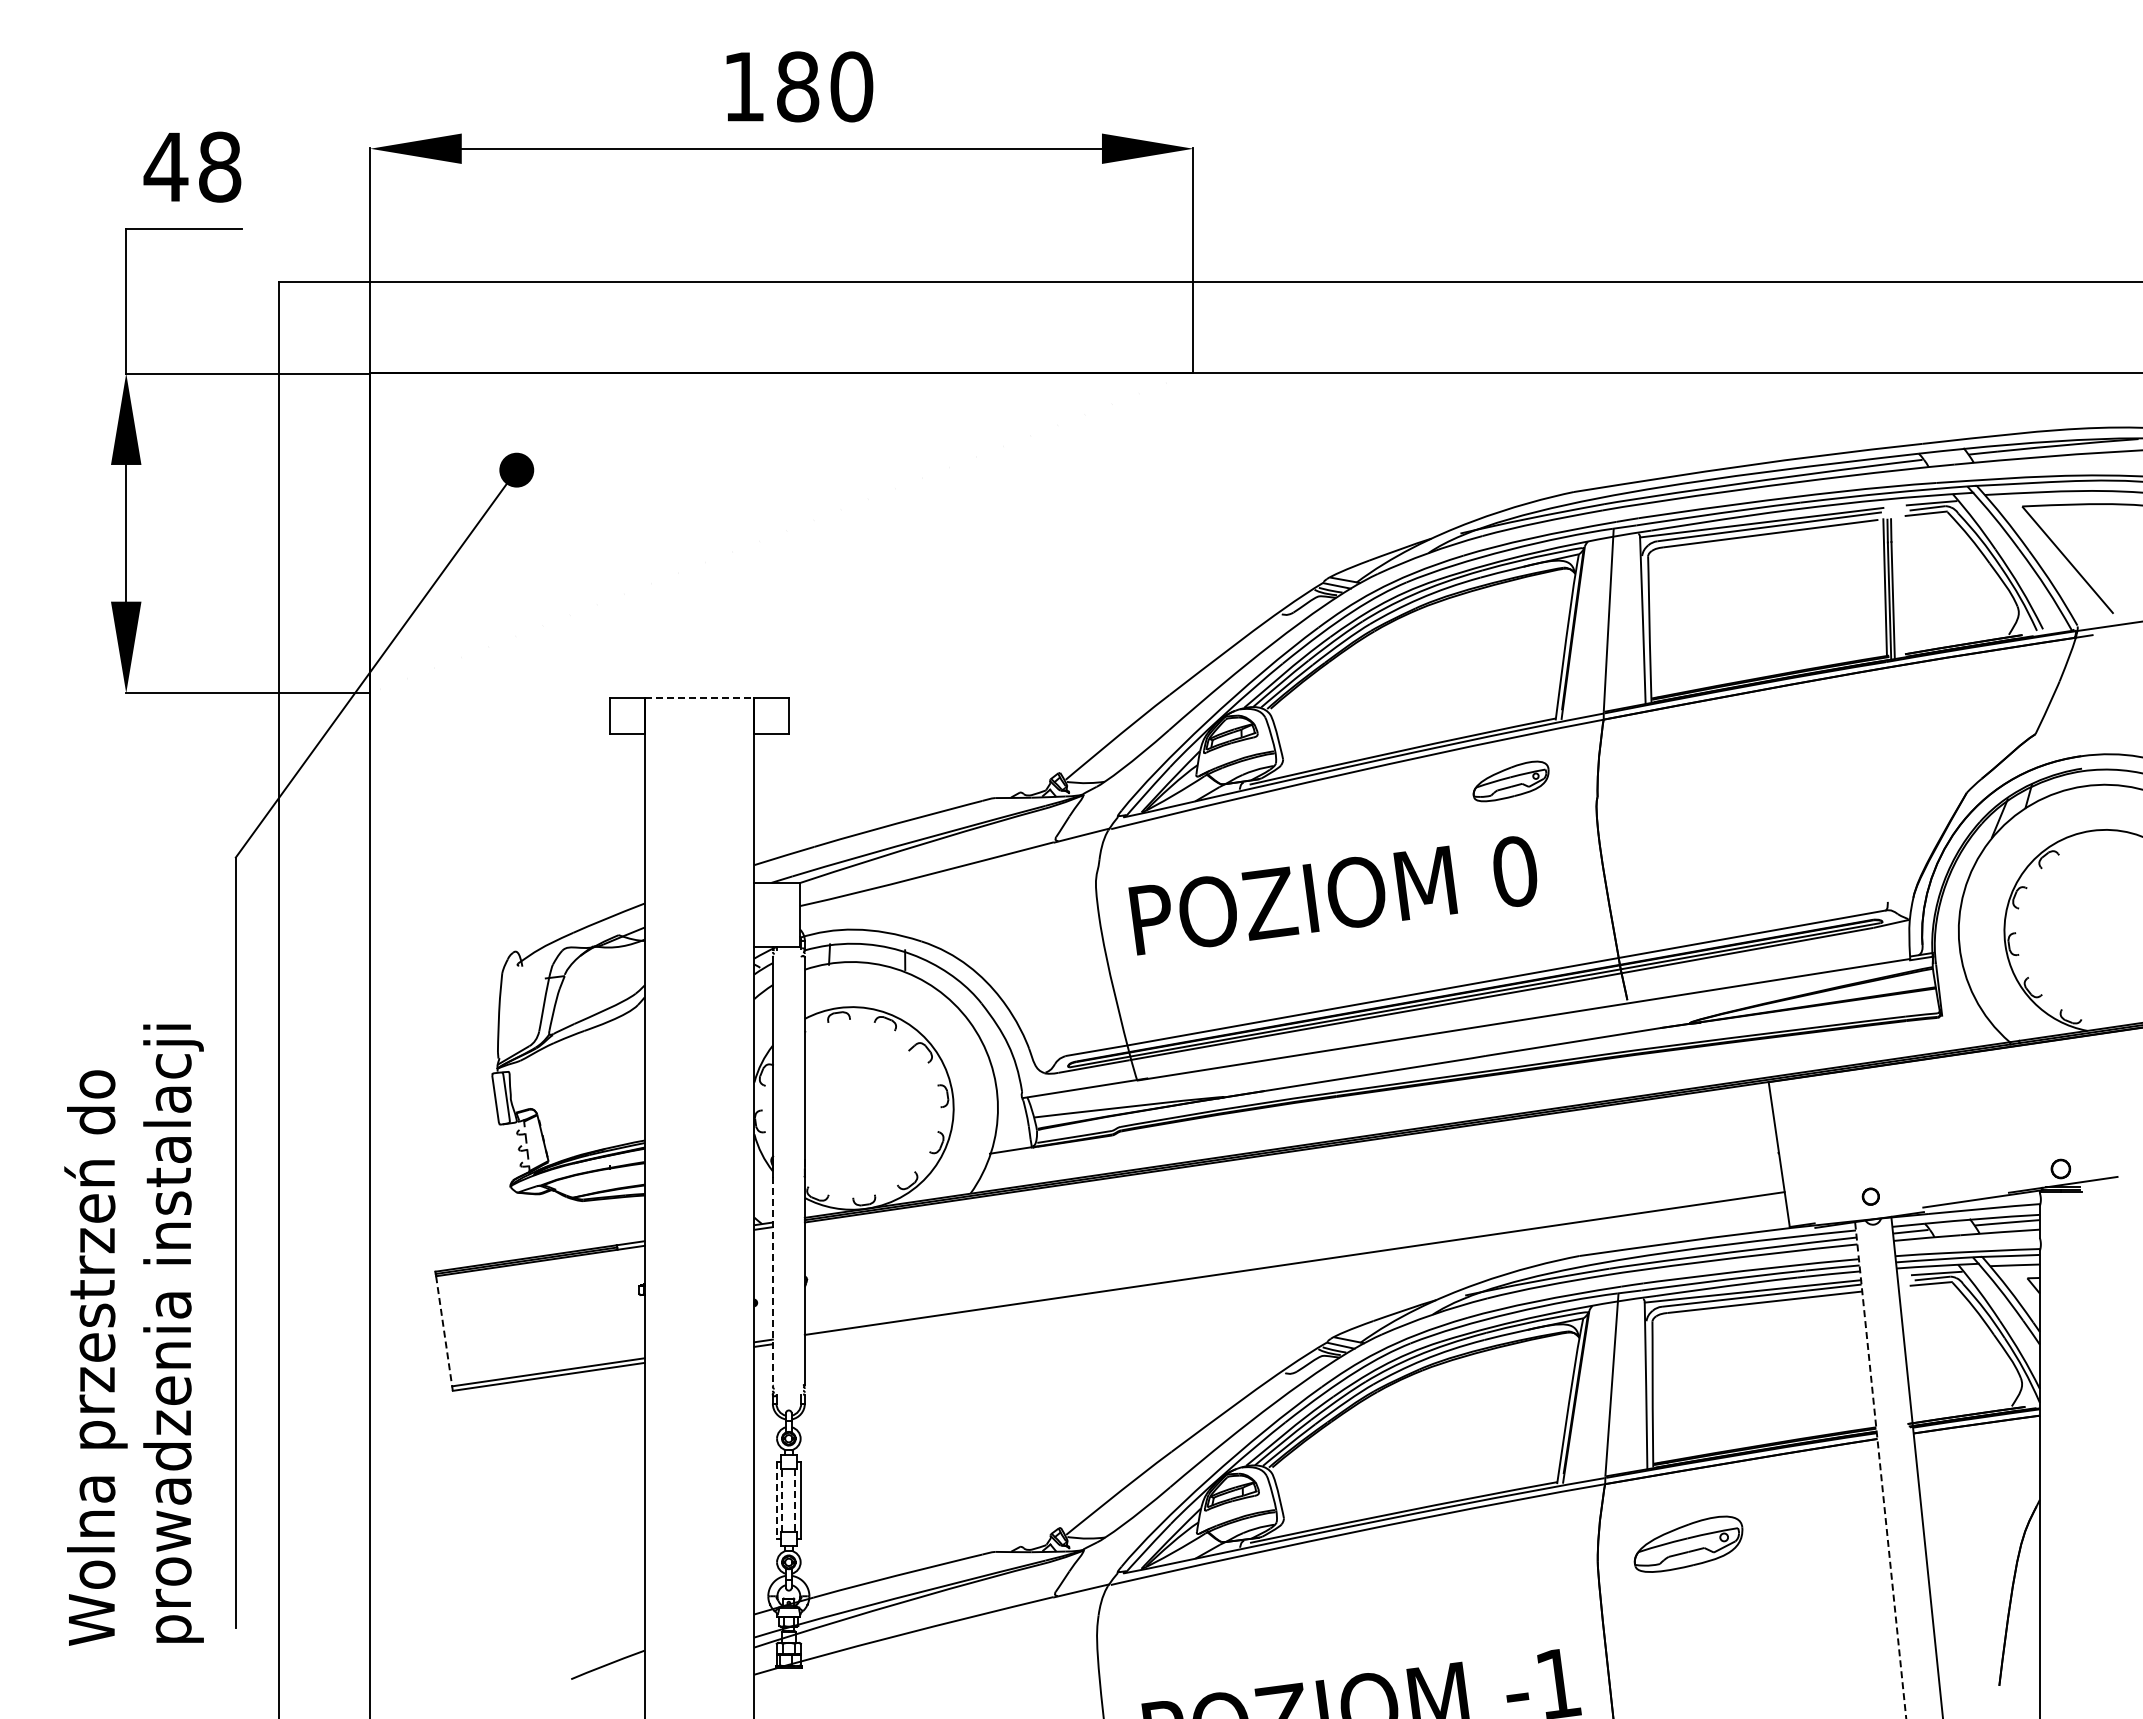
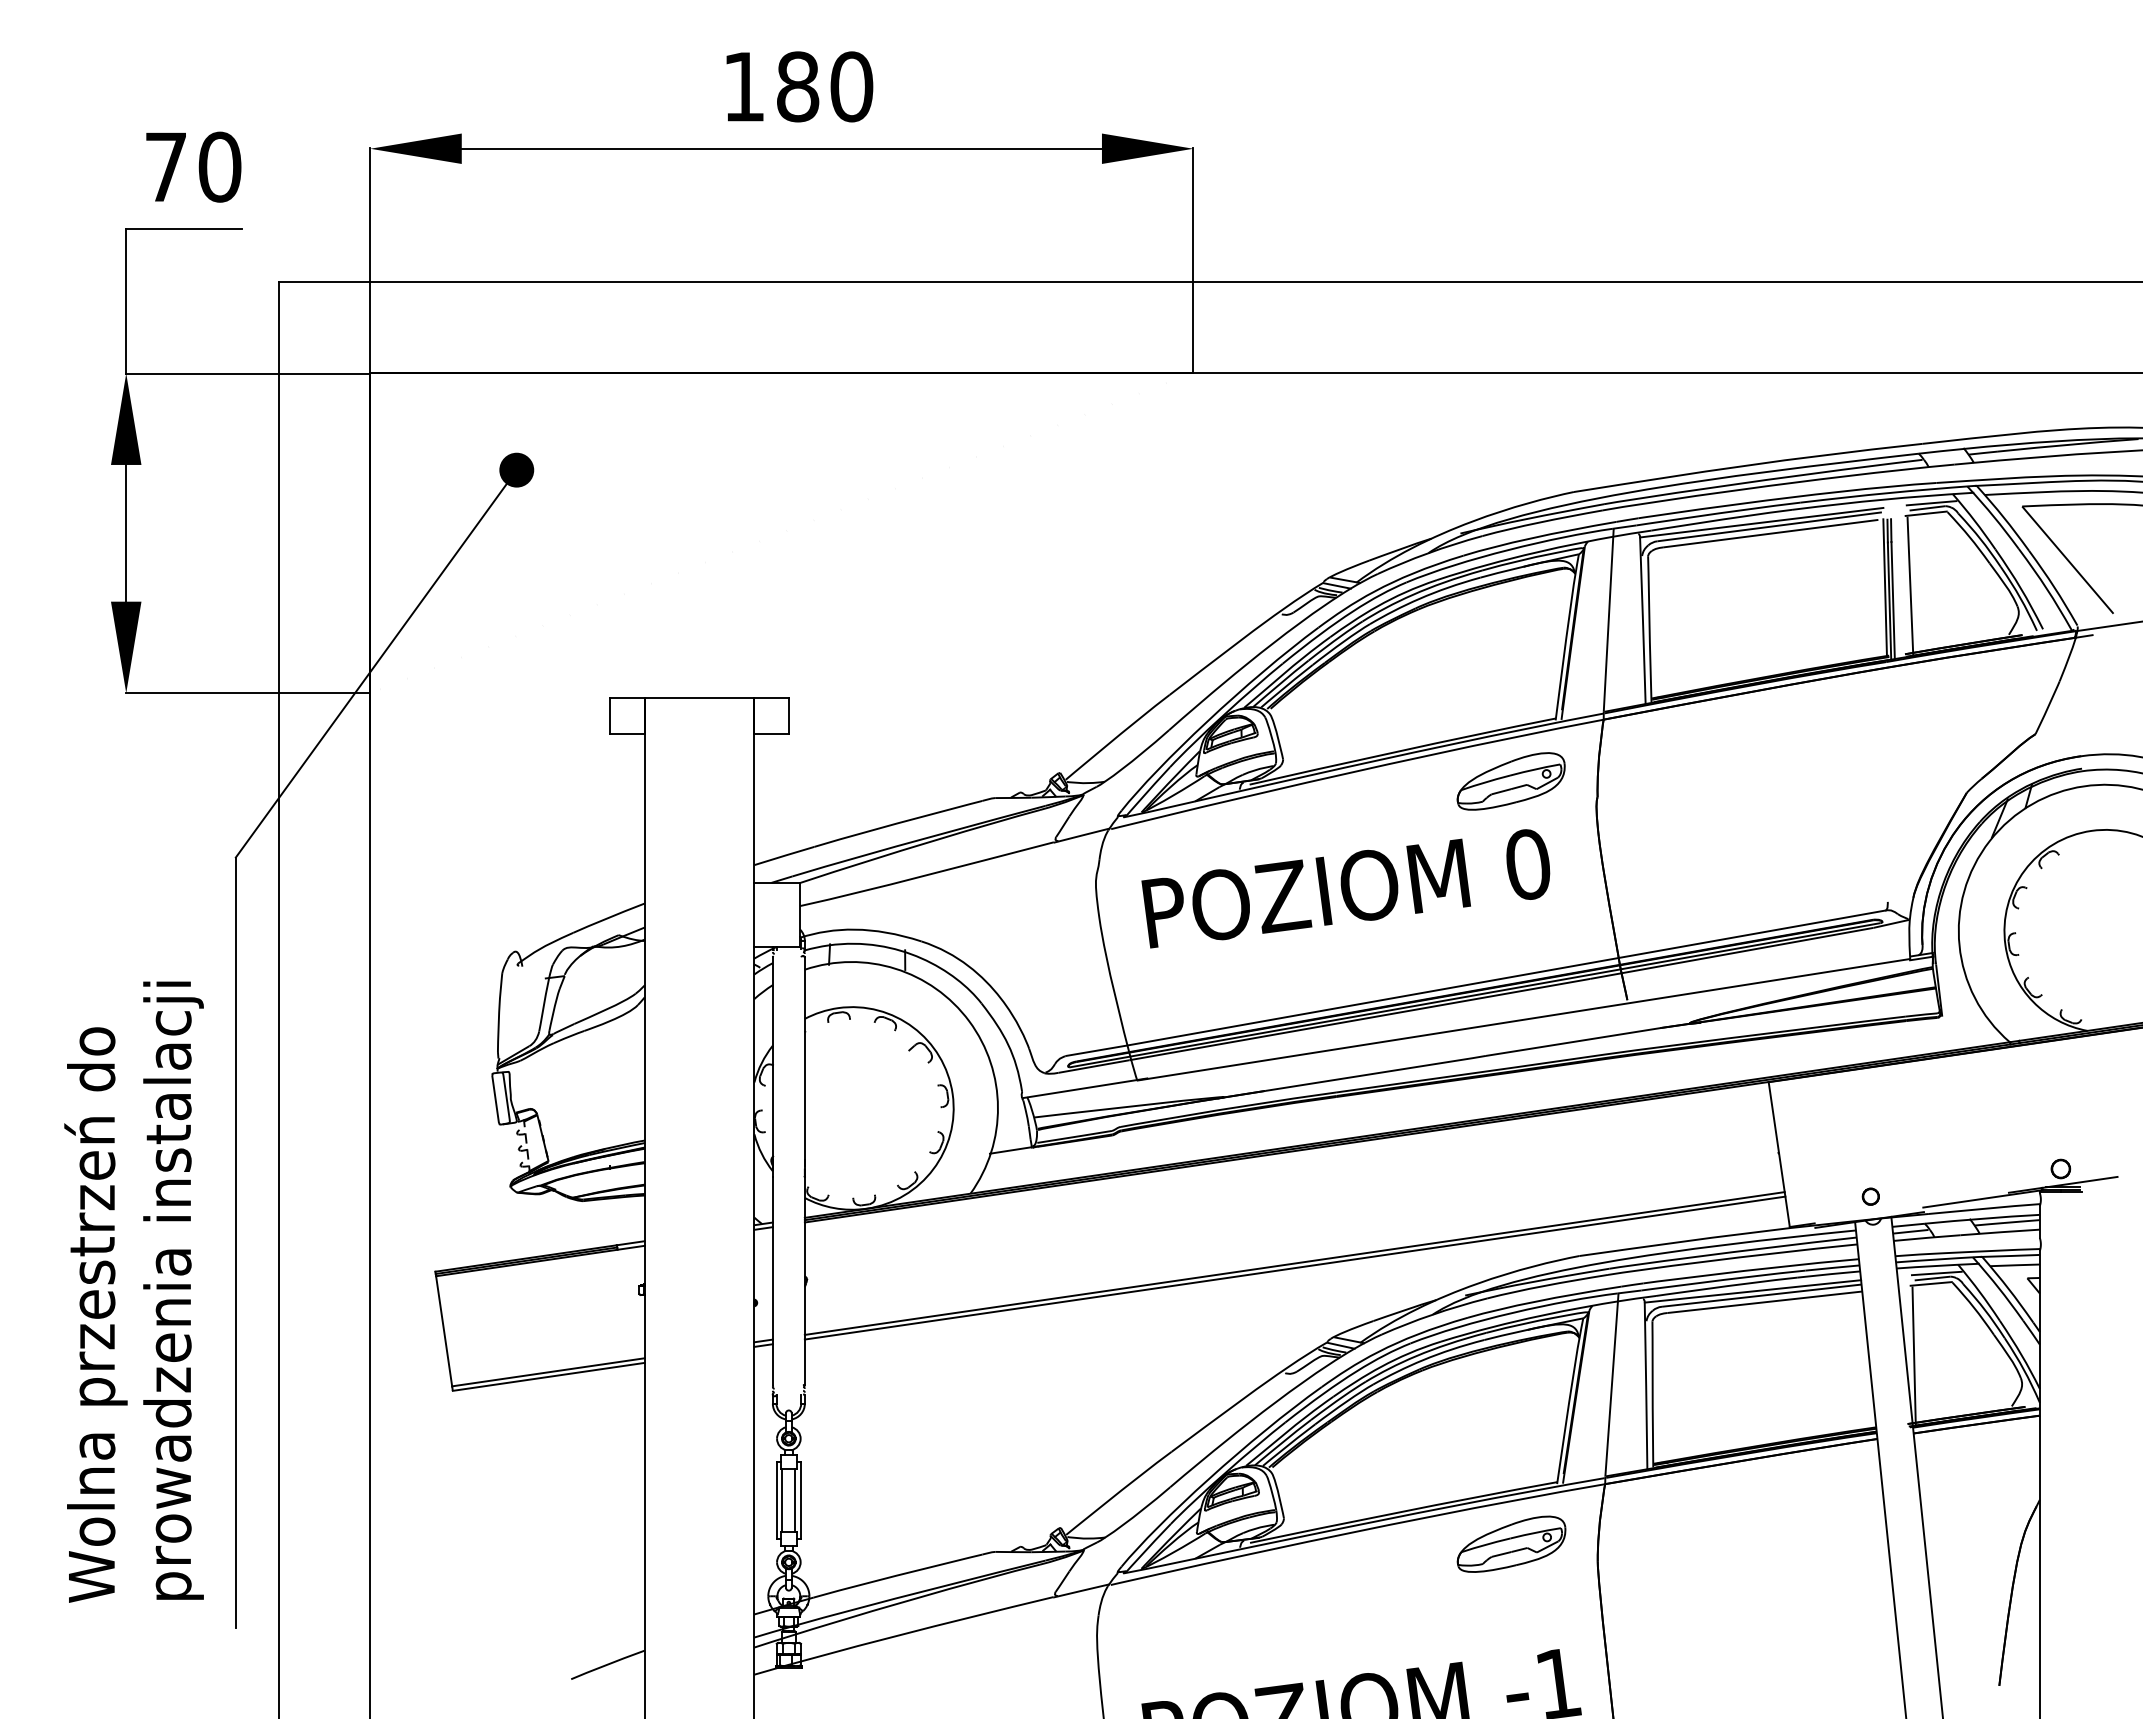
text: 48 -> 70 (192, 167)
line: none -> present (1910, 586)
line: dashed -> solid (699, 697)
part size: 78x43 px -> 110x59 px (1510, 781)
text position: (1332, 895) -> (1345, 888) (1345, 888)
line: none -> present (1294, 1267)
line: dashed -> solid (772, 1281)
line: dashed -> solid (444, 1331)
text position: (133, 1334) -> (133, 1291) (133, 1291)
line: none -> present (1913, 1356)
line: dashed -> solid (1880, 1469)
line: dashed -> solid (782, 1500)
line: dashed -> solid (776, 1501)
line: dashed -> solid (795, 1501)
part position: (1688, 1543) -> (1511, 1543) (1511, 1543)
